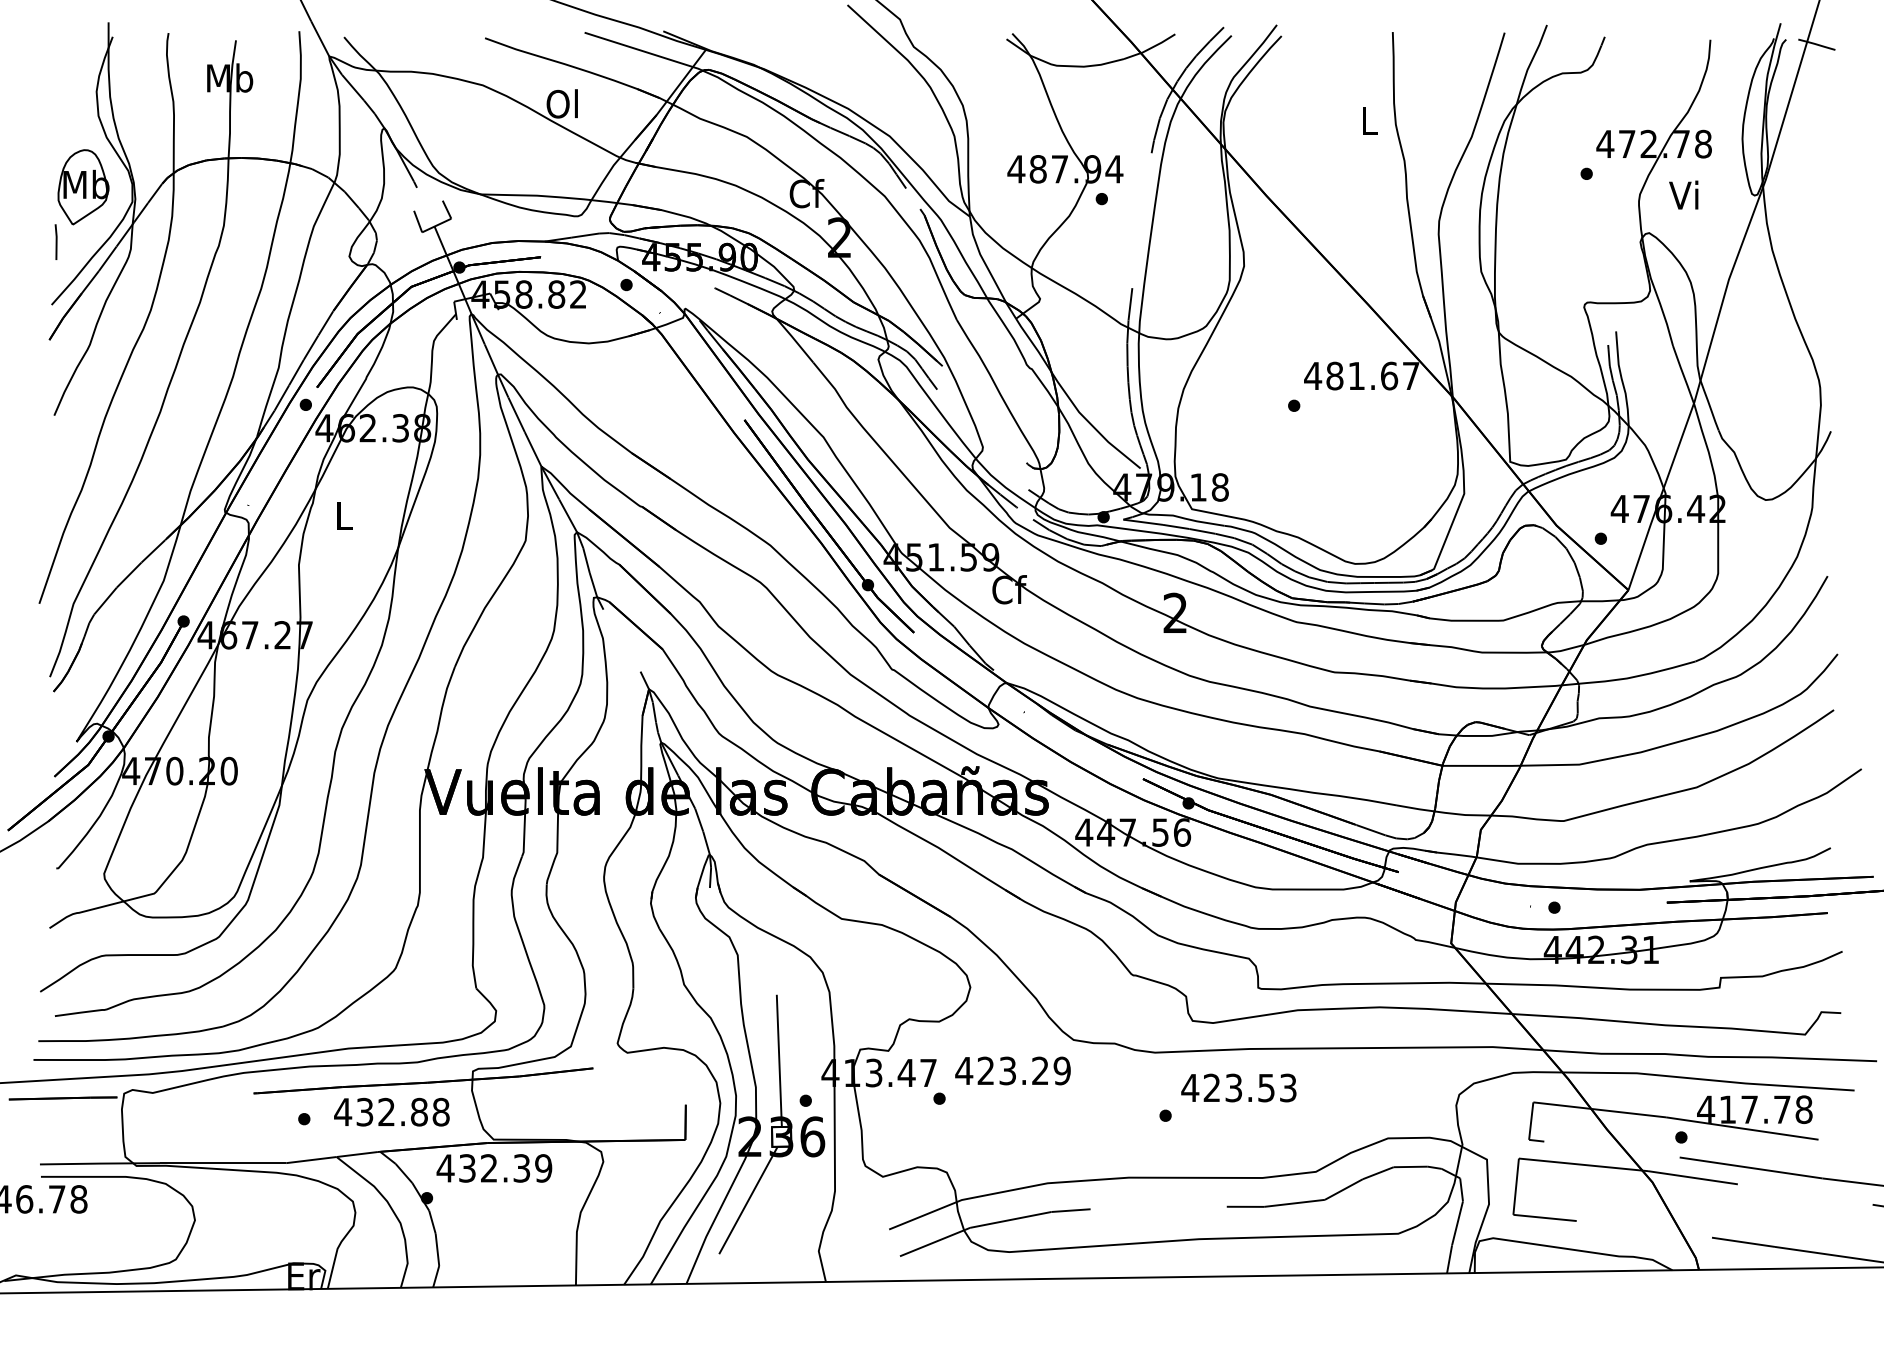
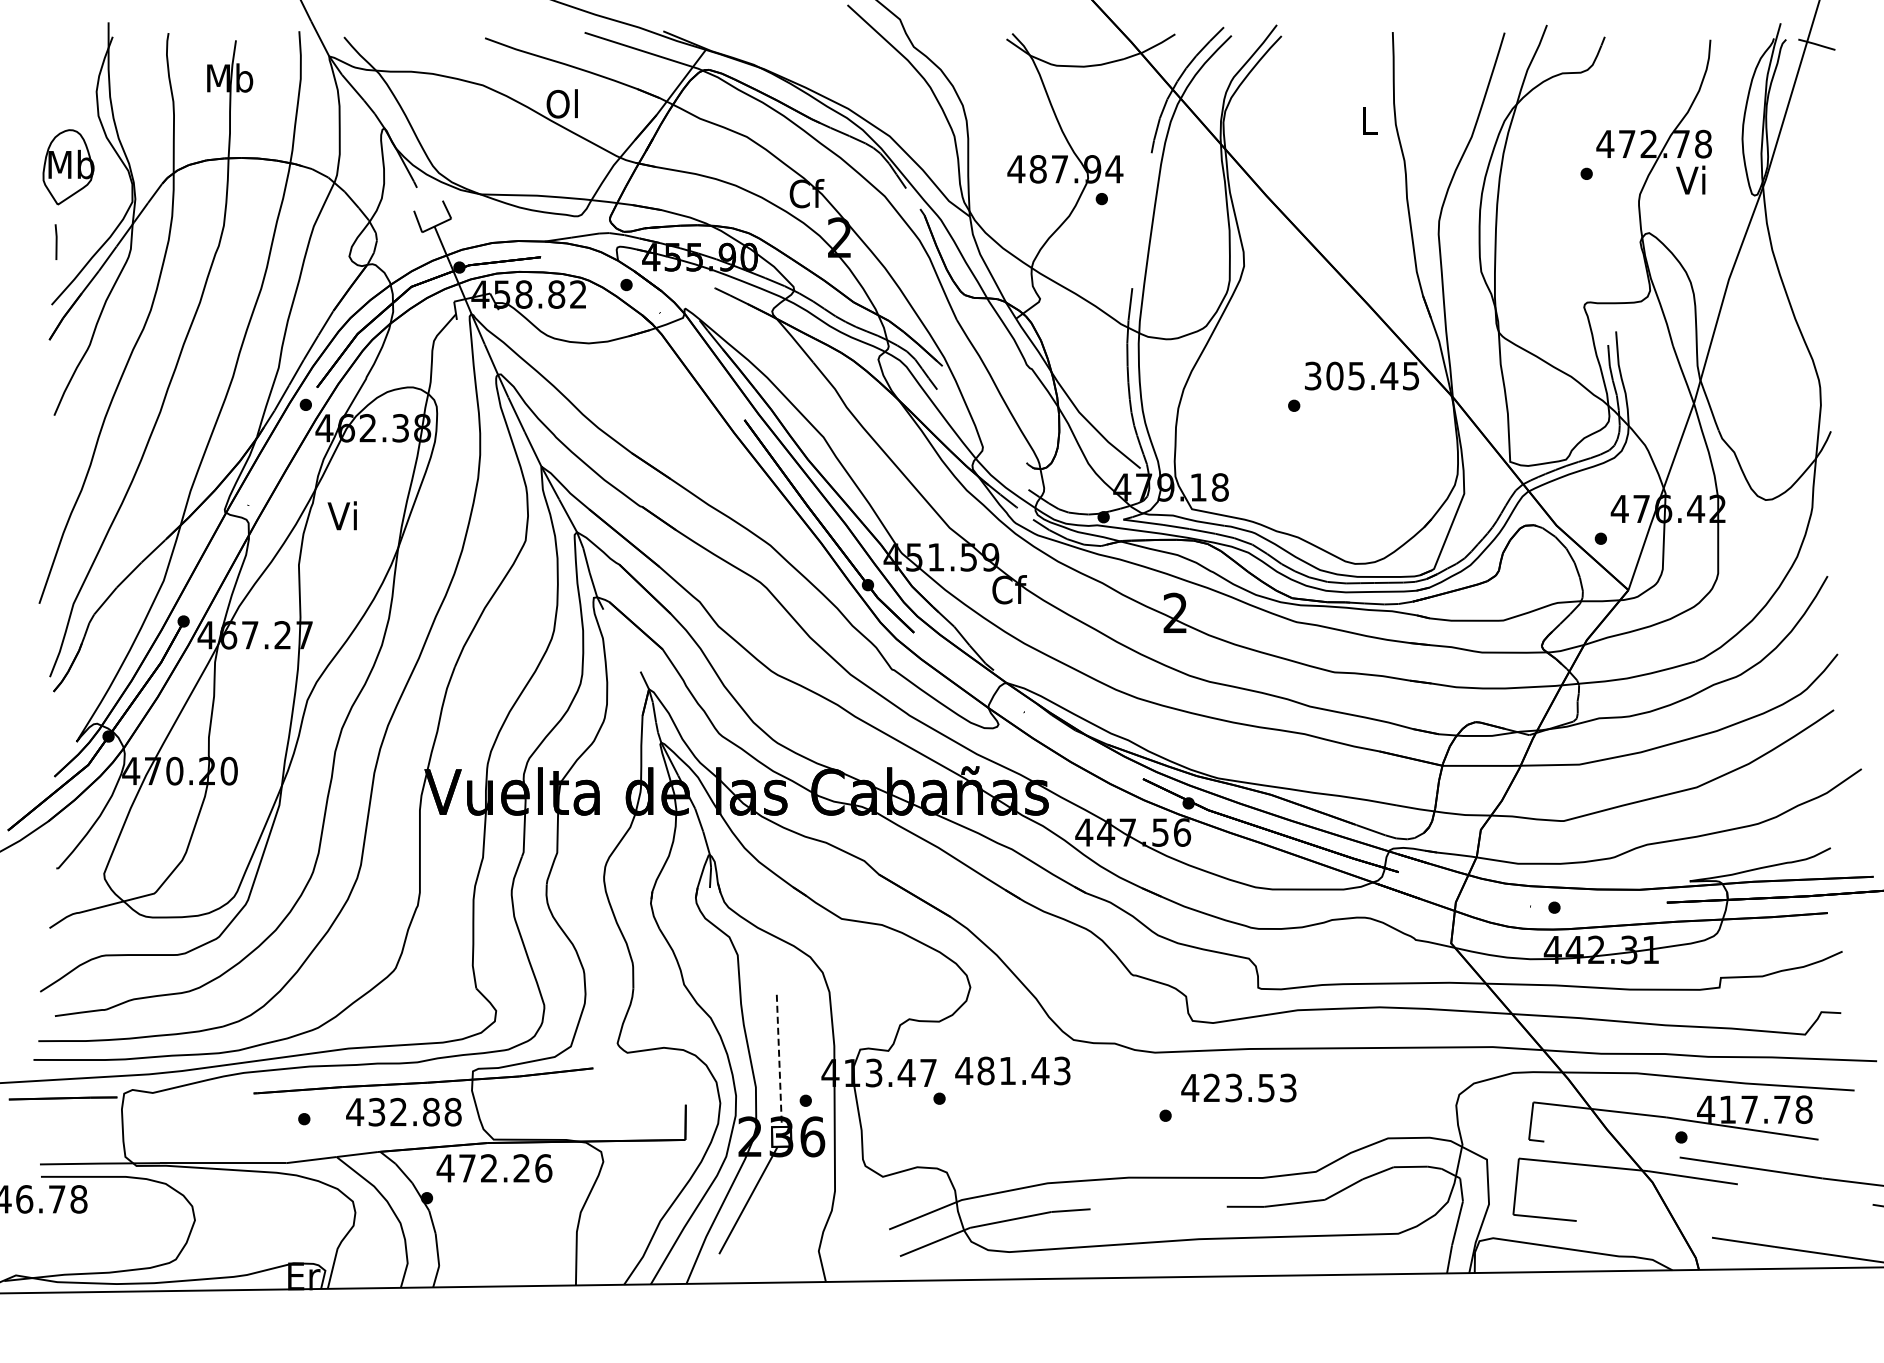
part position: (83, 187) -> (68, 167) (68, 167)
text position: (1683, 194) -> (1690, 179) (1690, 179)
text: 481.67 -> 305.45 (1361, 375)
text: L -> Vi (341, 515)
line: solid -> dashed (779, 1061)
text: 423.29 -> 481.43 (1023, 1070)
text position: (391, 1111) -> (403, 1111) (403, 1111)
text: 432.39 -> 472.26 (505, 1168)
